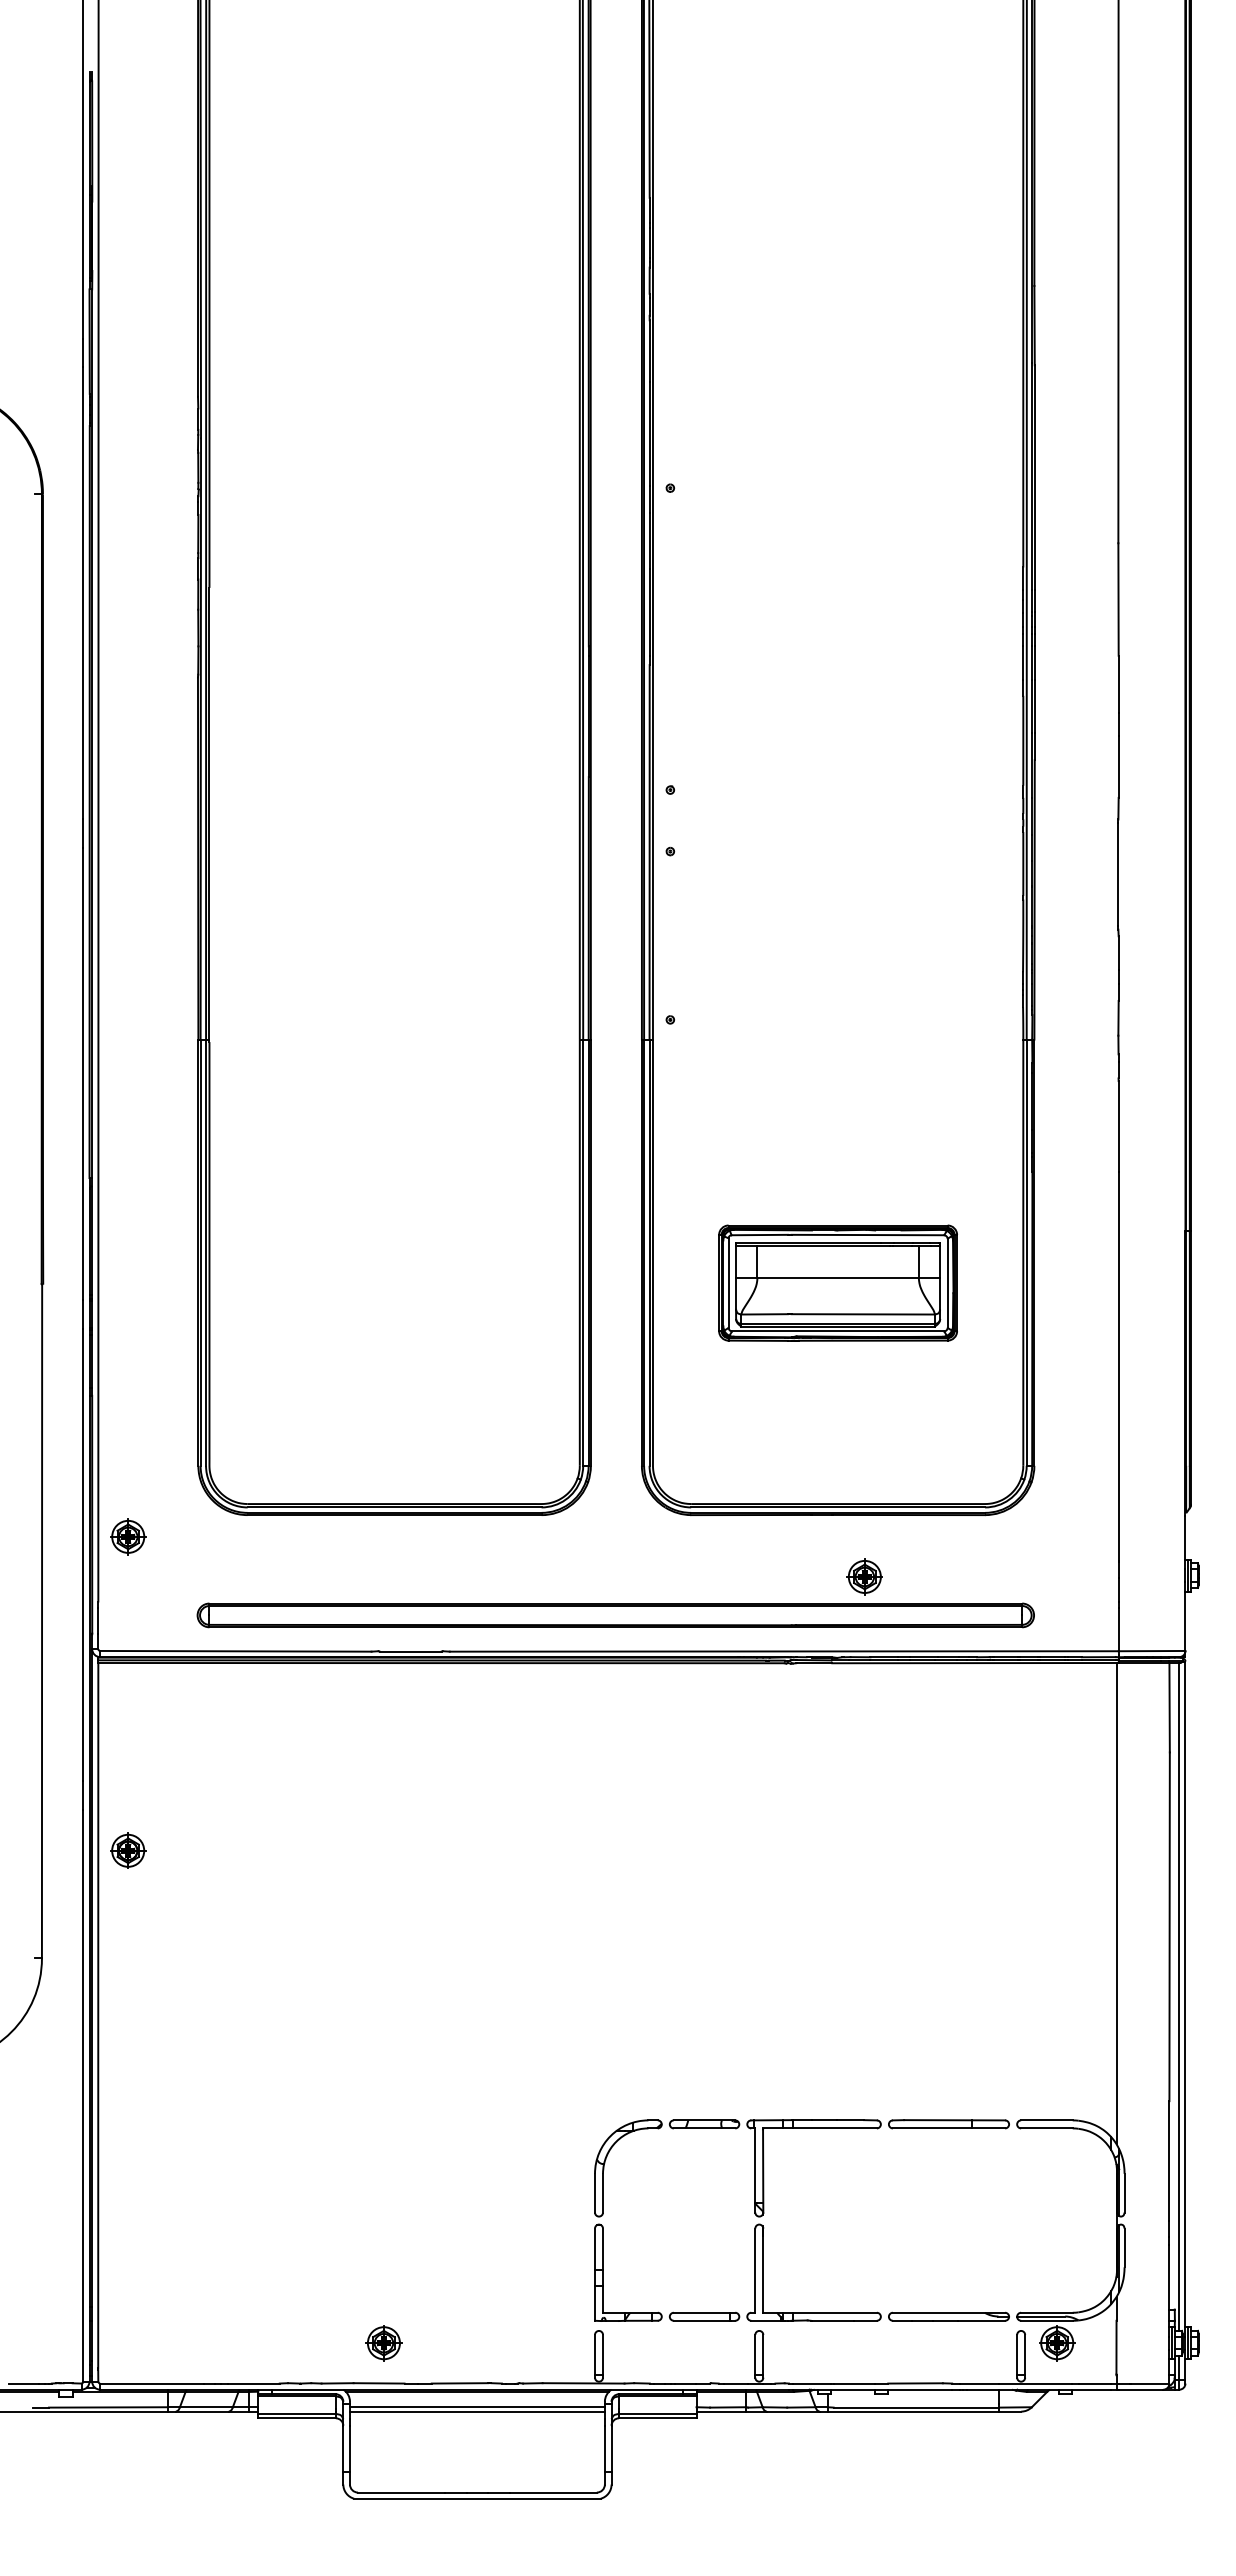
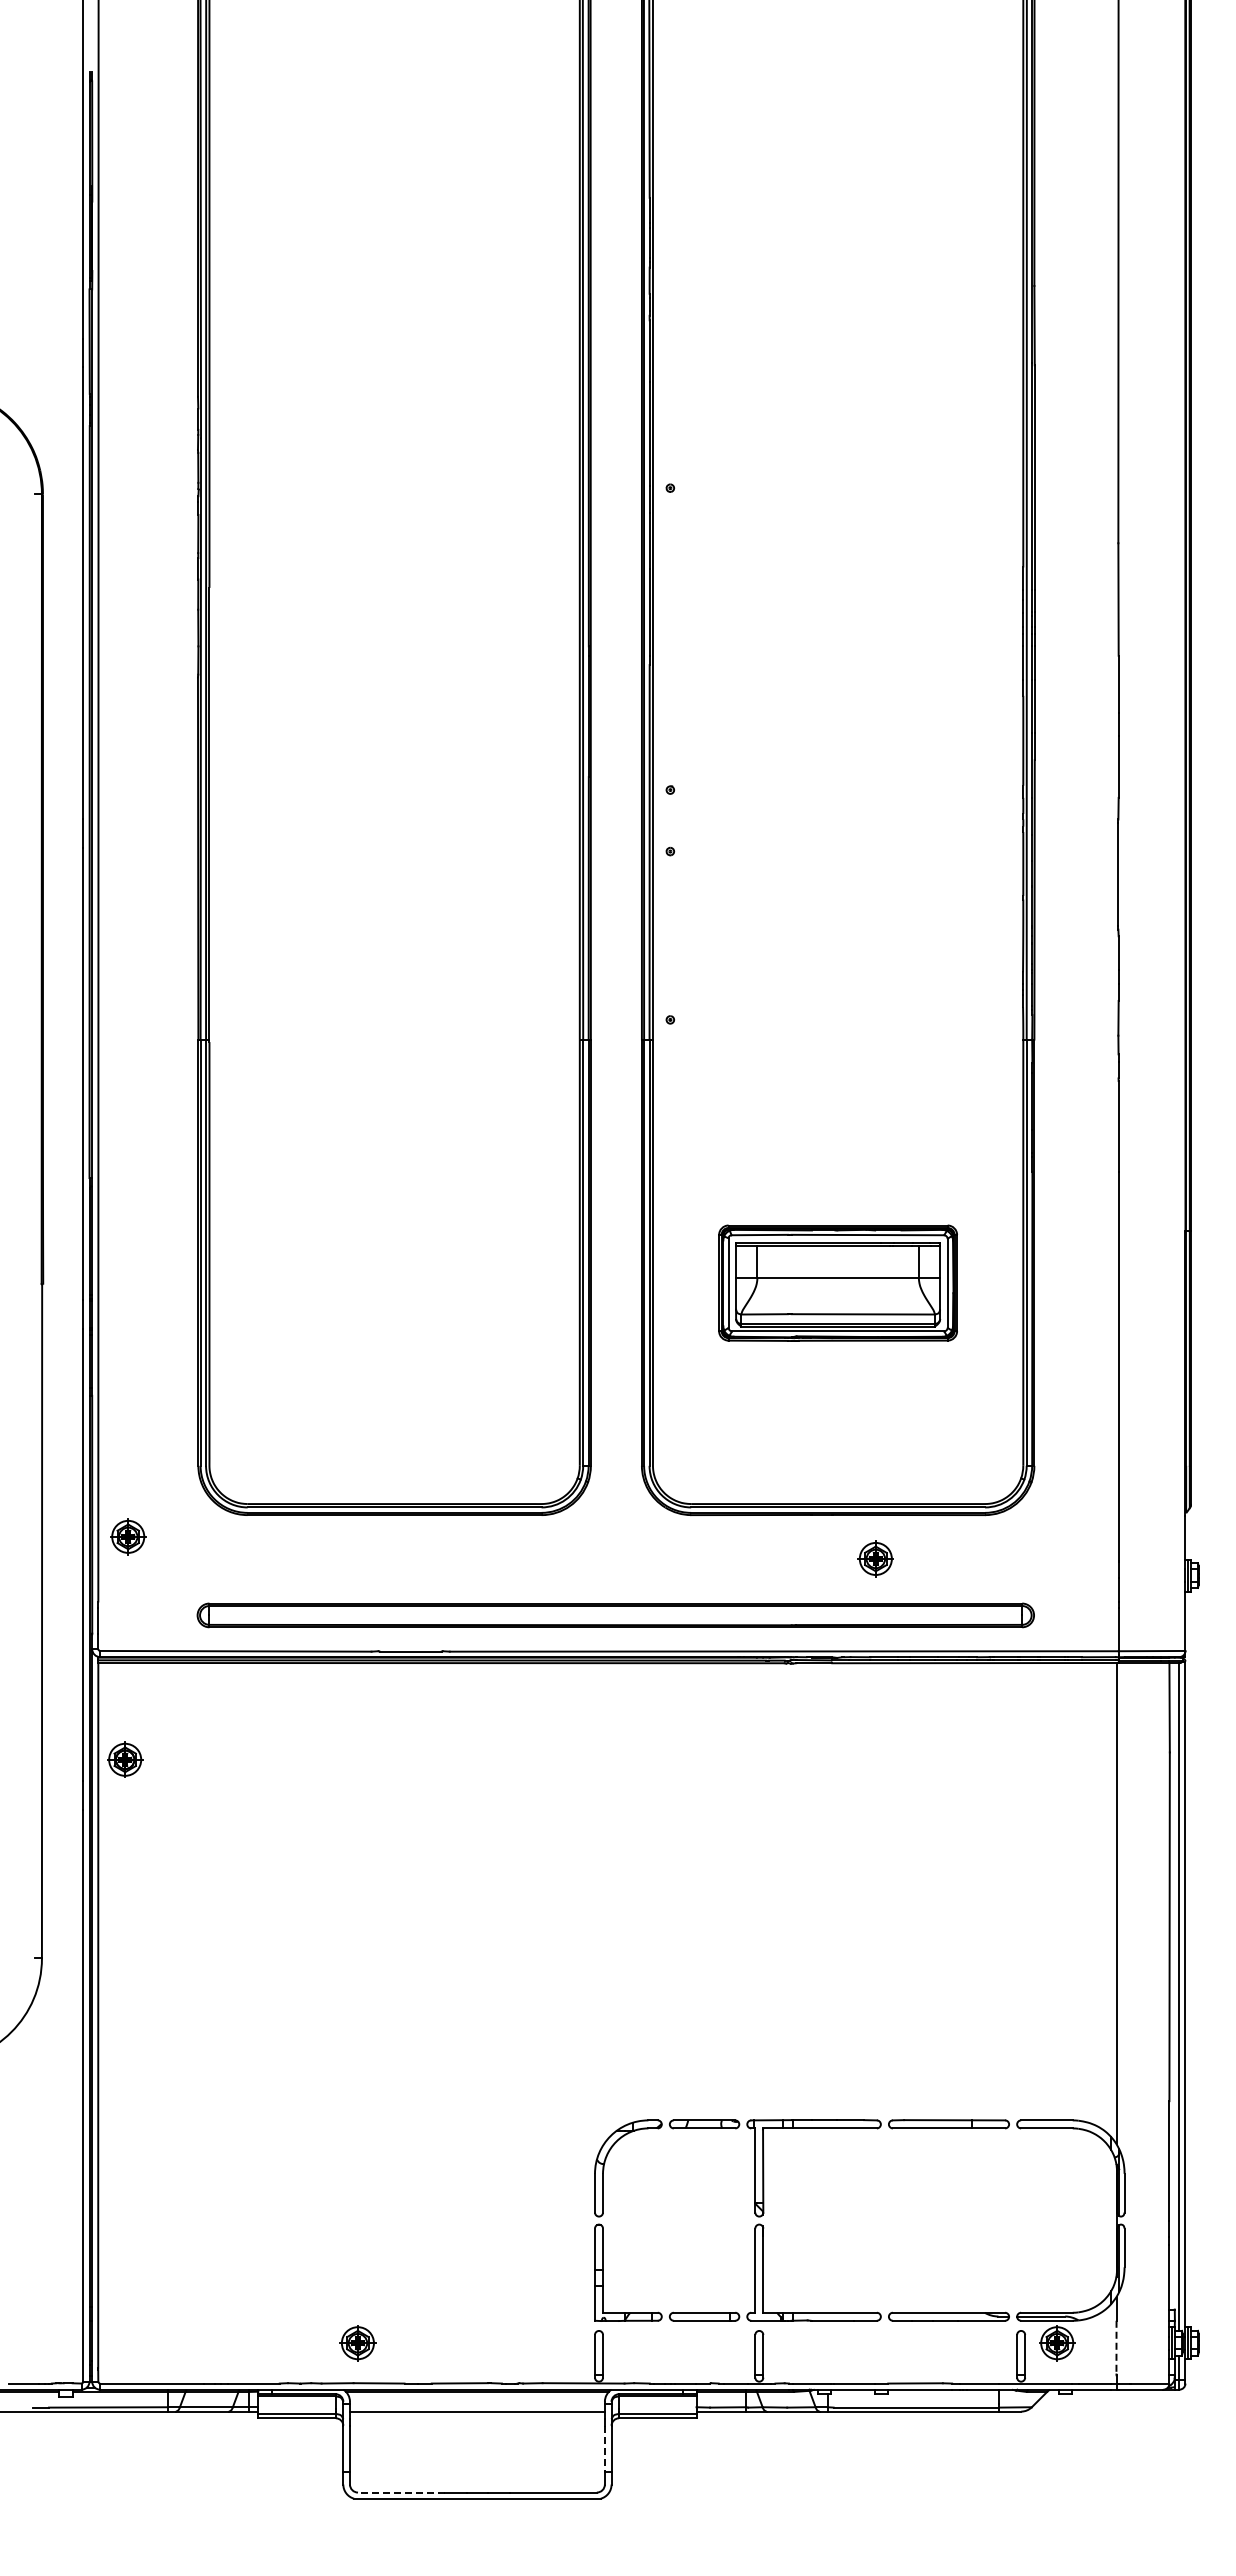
part position: (864, 1576) -> (875, 1558) (875, 1558)
part position: (128, 1850) -> (125, 1759) (125, 1759)
part position: (383, 2343) -> (357, 2343) (357, 2343)
line: solid -> dashed (1116, 2347)
line: present -> none (477, 2407)
line: solid -> dashed (604, 2449)
line: solid -> dashed (401, 2492)
